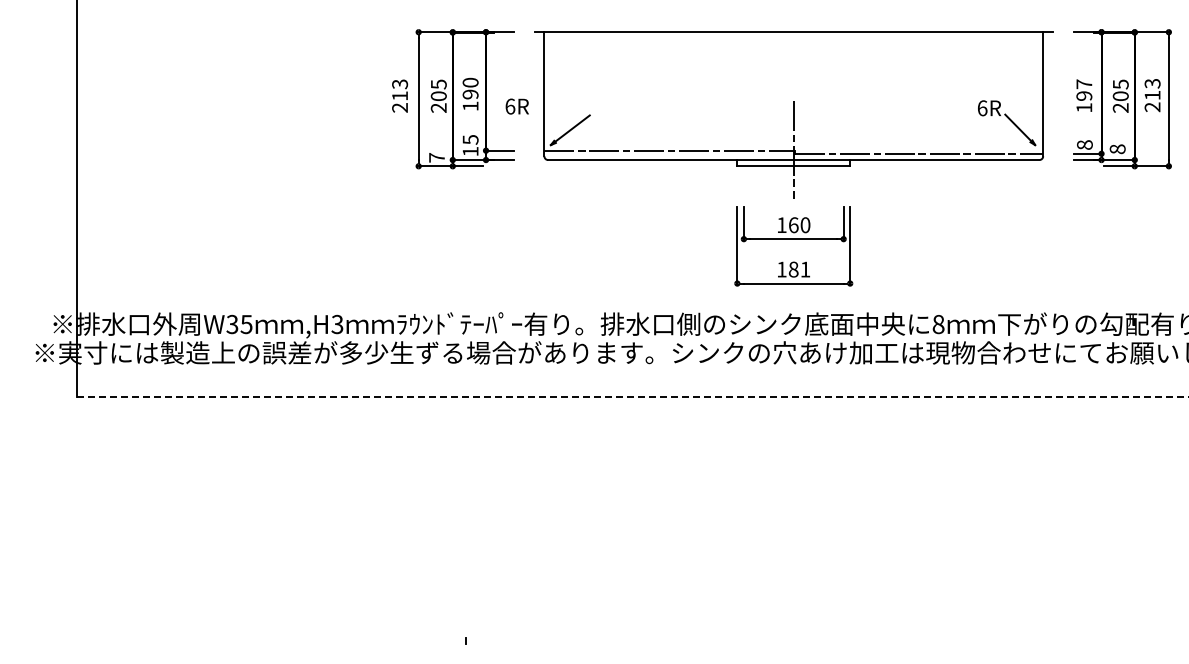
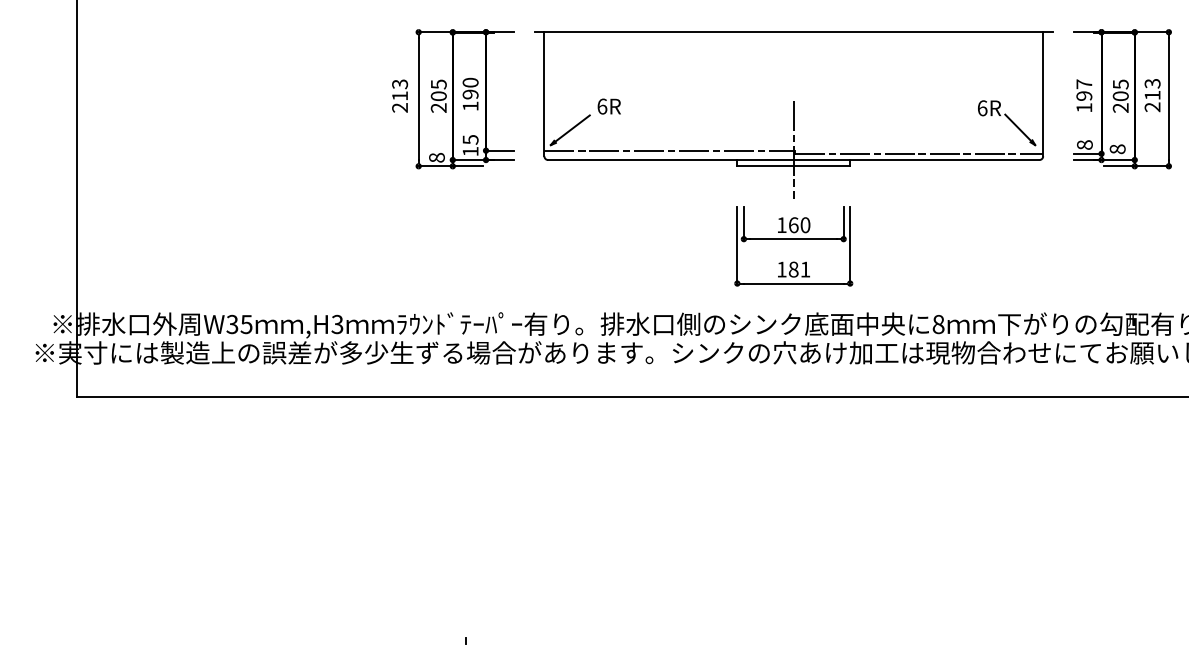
text position: (516, 106) -> (608, 106) (608, 106)
text: 7 -> 8 (436, 157)
line: dashed -> solid (632, 396)
